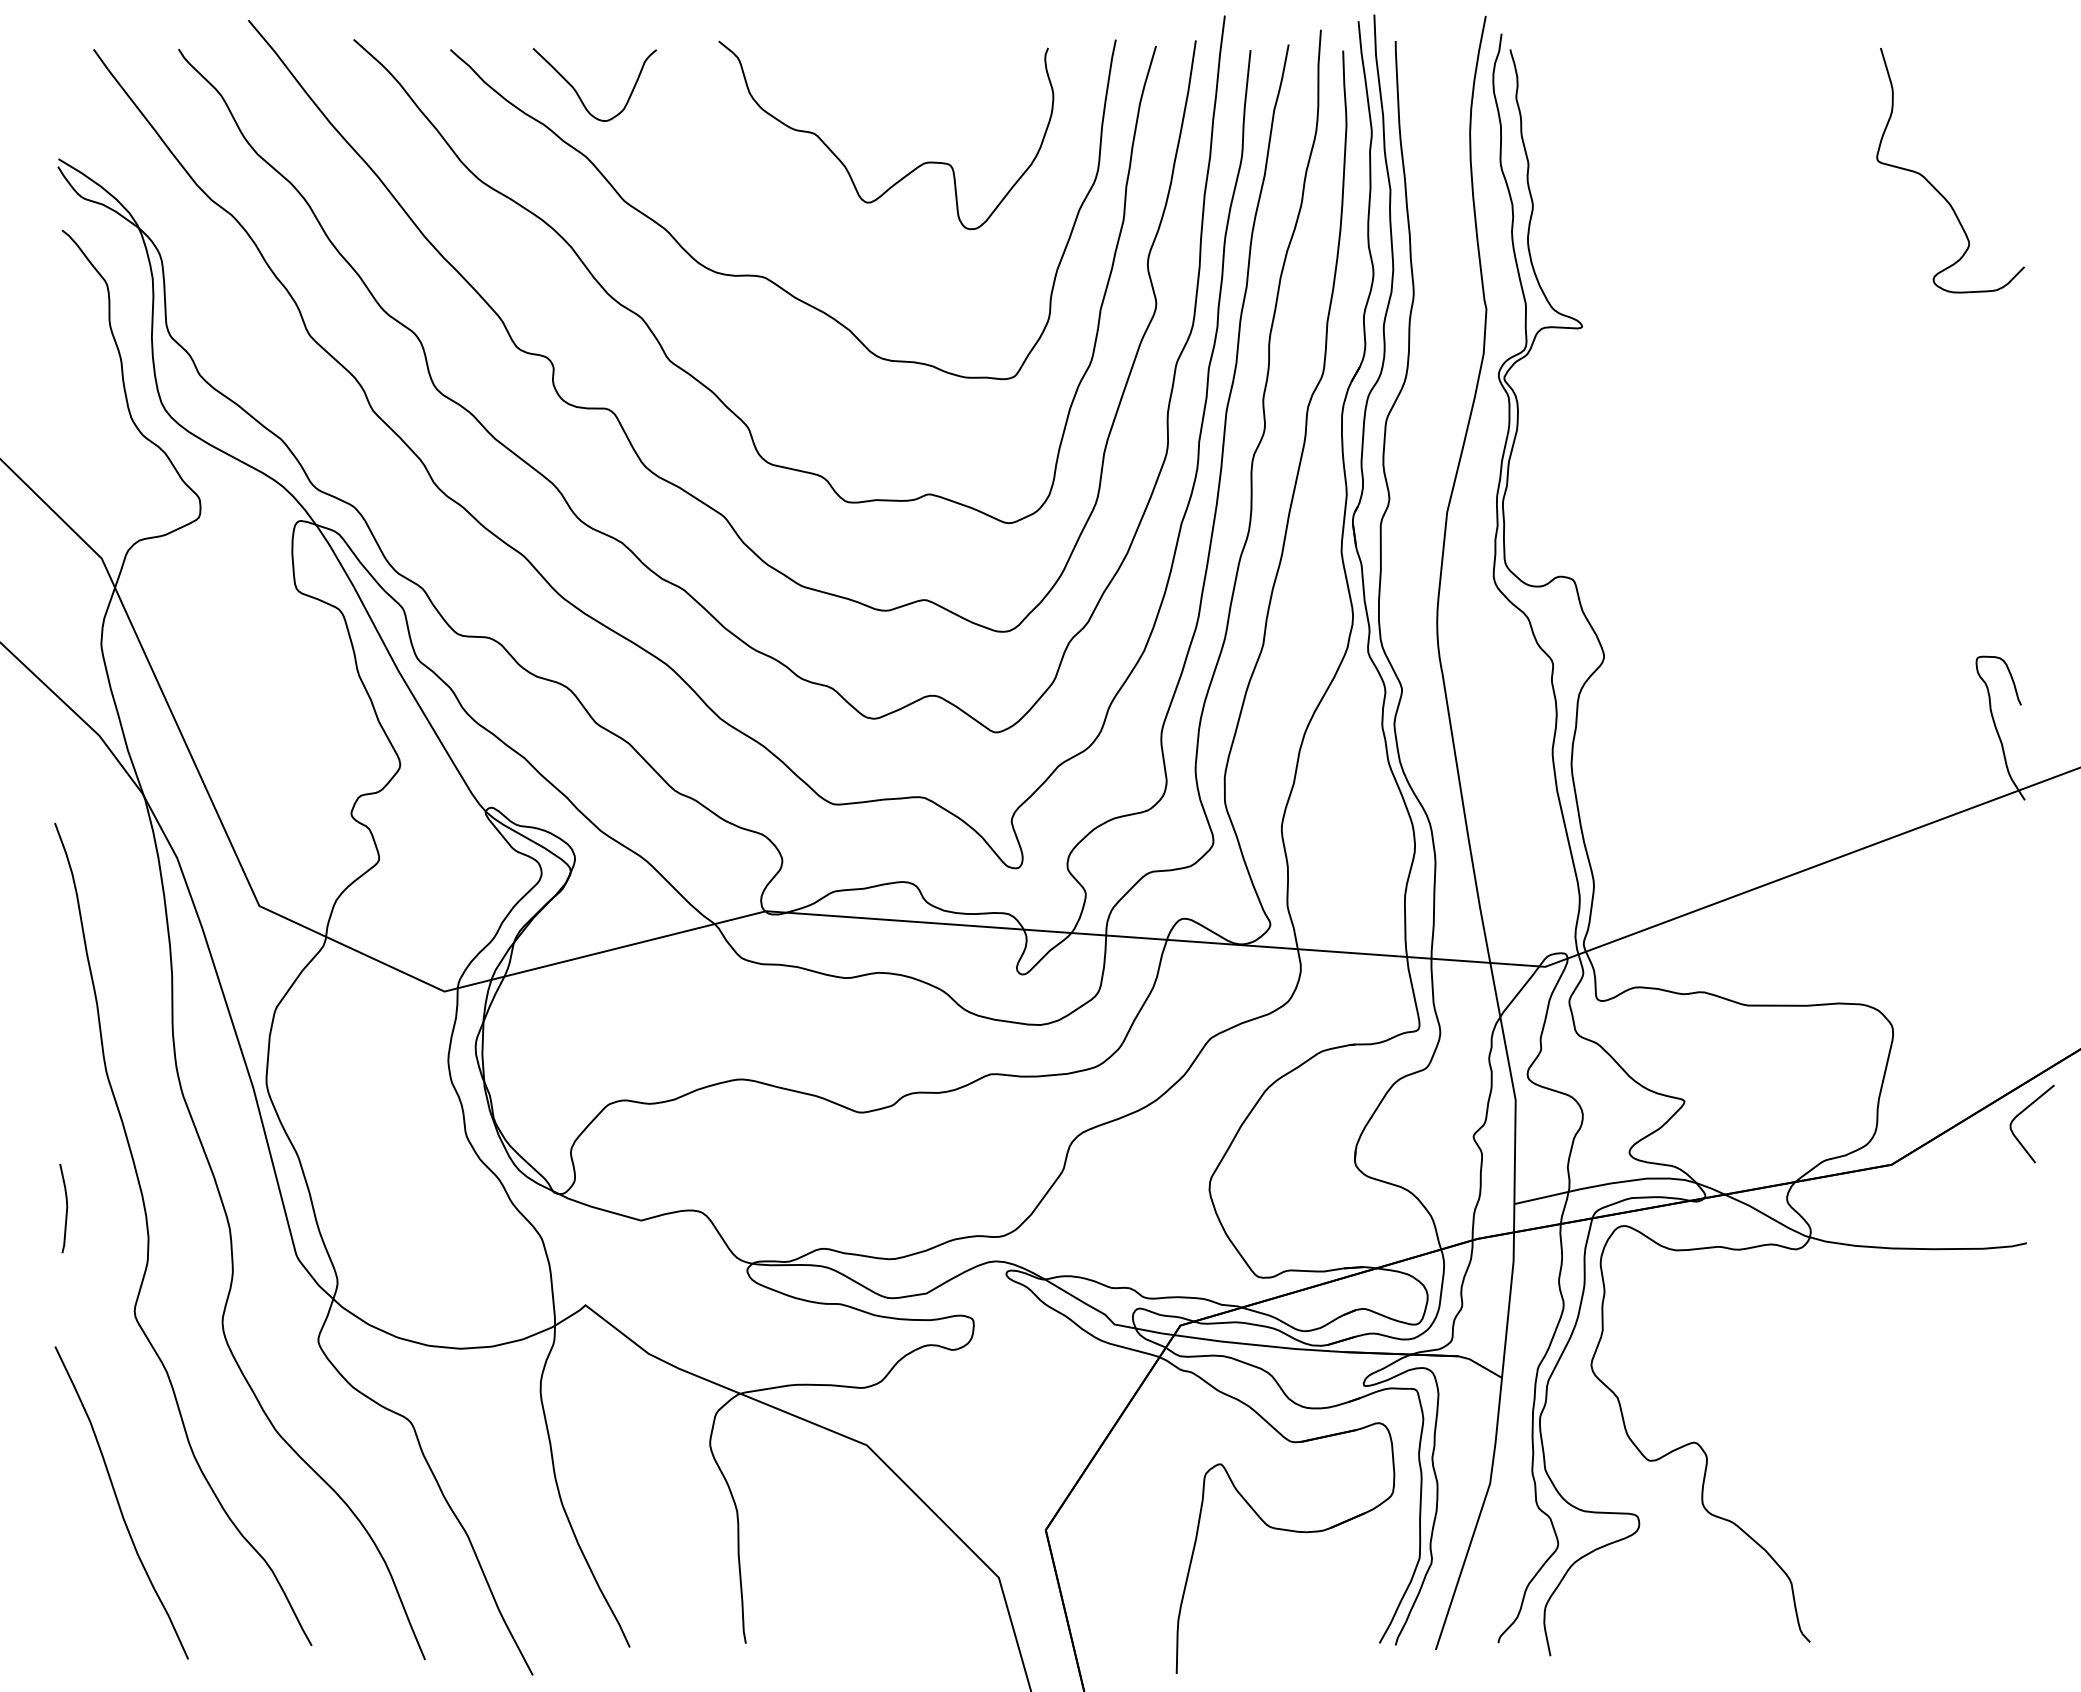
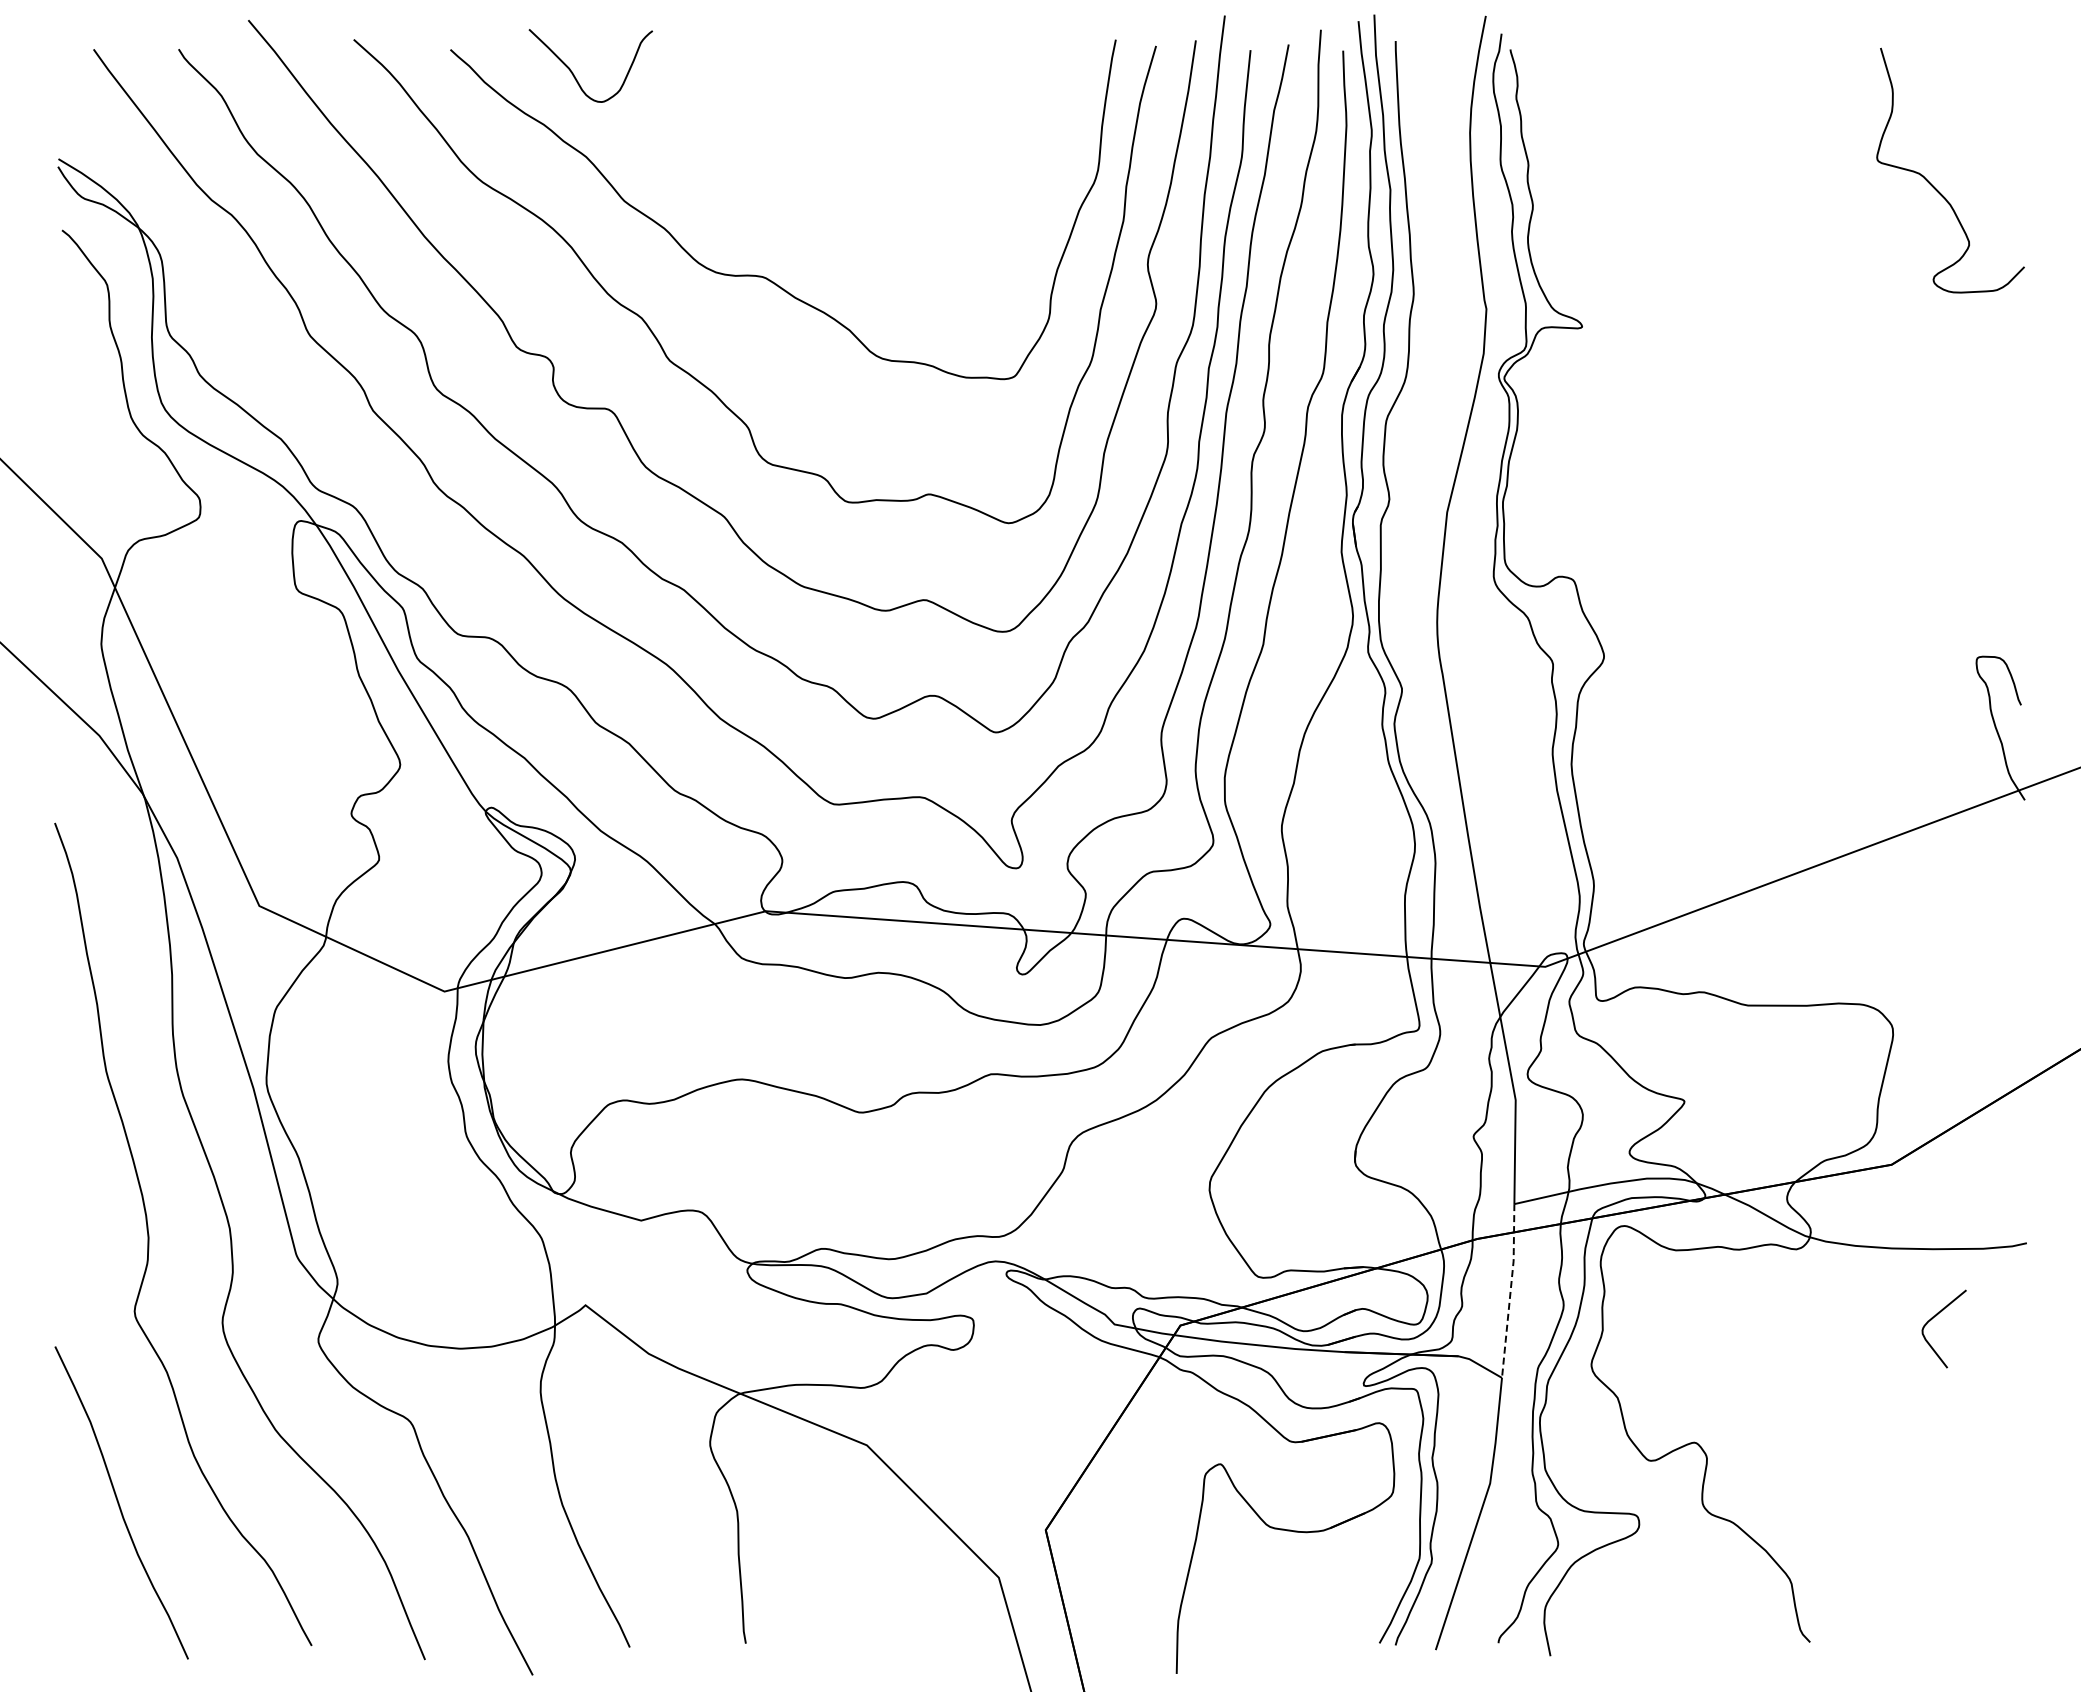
curve position: (578, 93) -> (574, 74) (574, 74)
curve: present -> none (911, 170)
curve position: (2024, 1111) -> (1936, 1316) (1936, 1316)
curve: present -> none (66, 1208)
line: solid -> dashed (1510, 1290)
